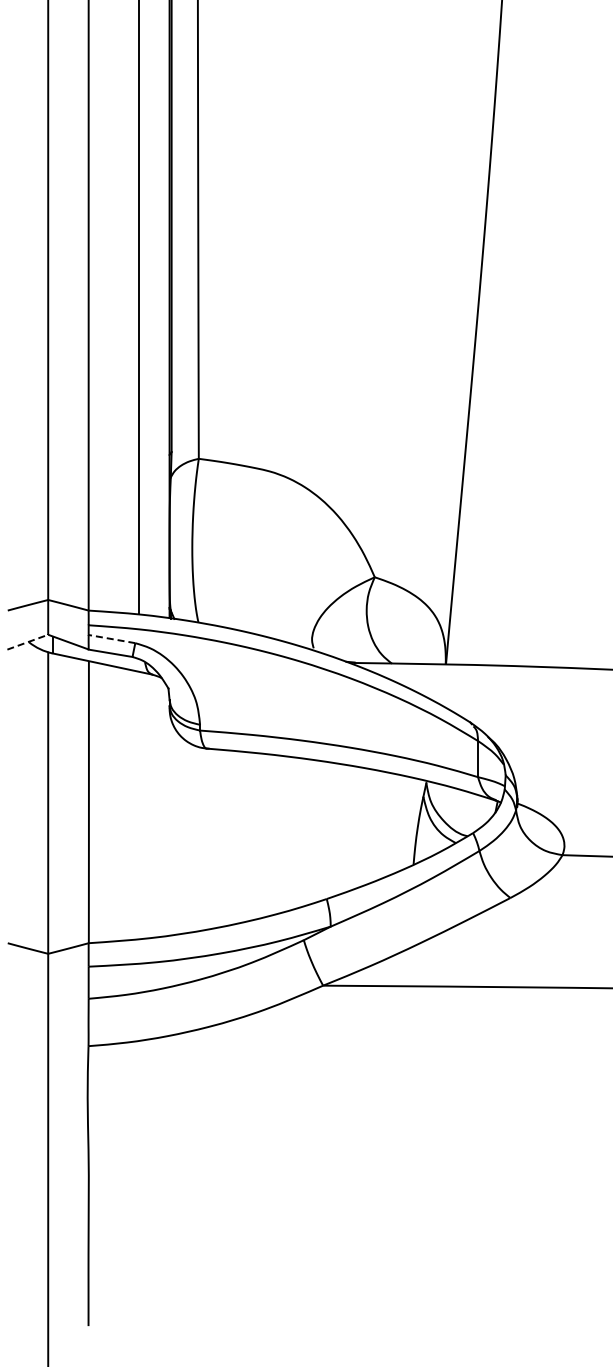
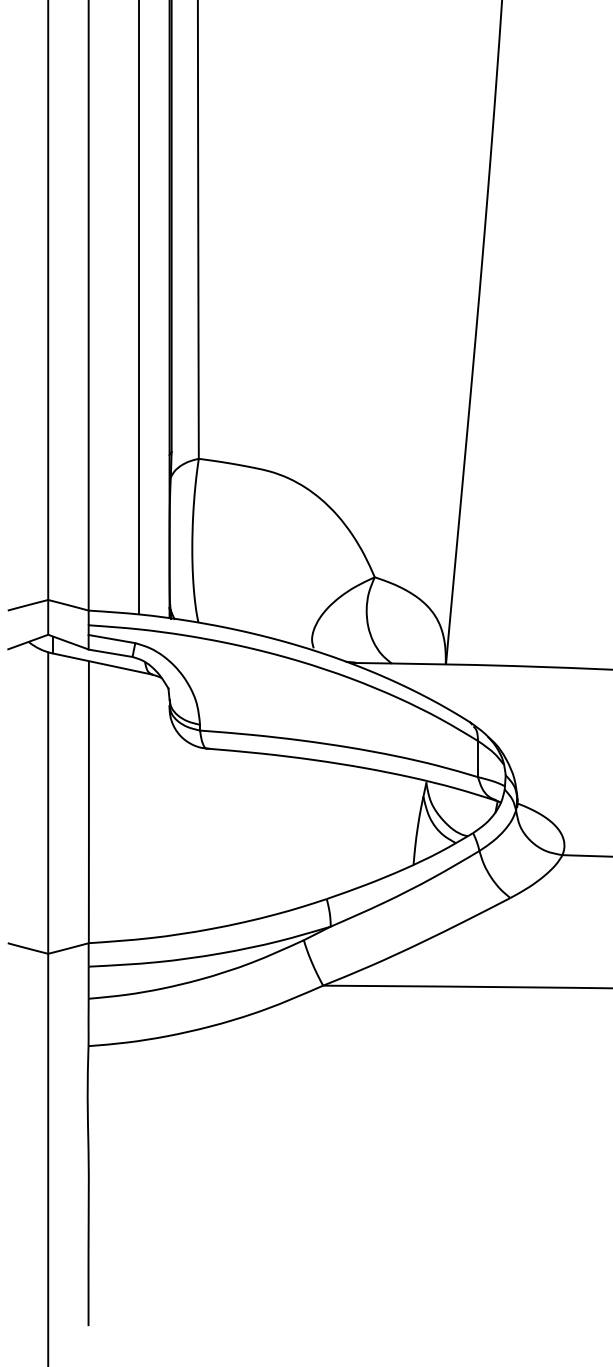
line: dashed -> solid (112, 639)
line: dashed -> solid (27, 642)
